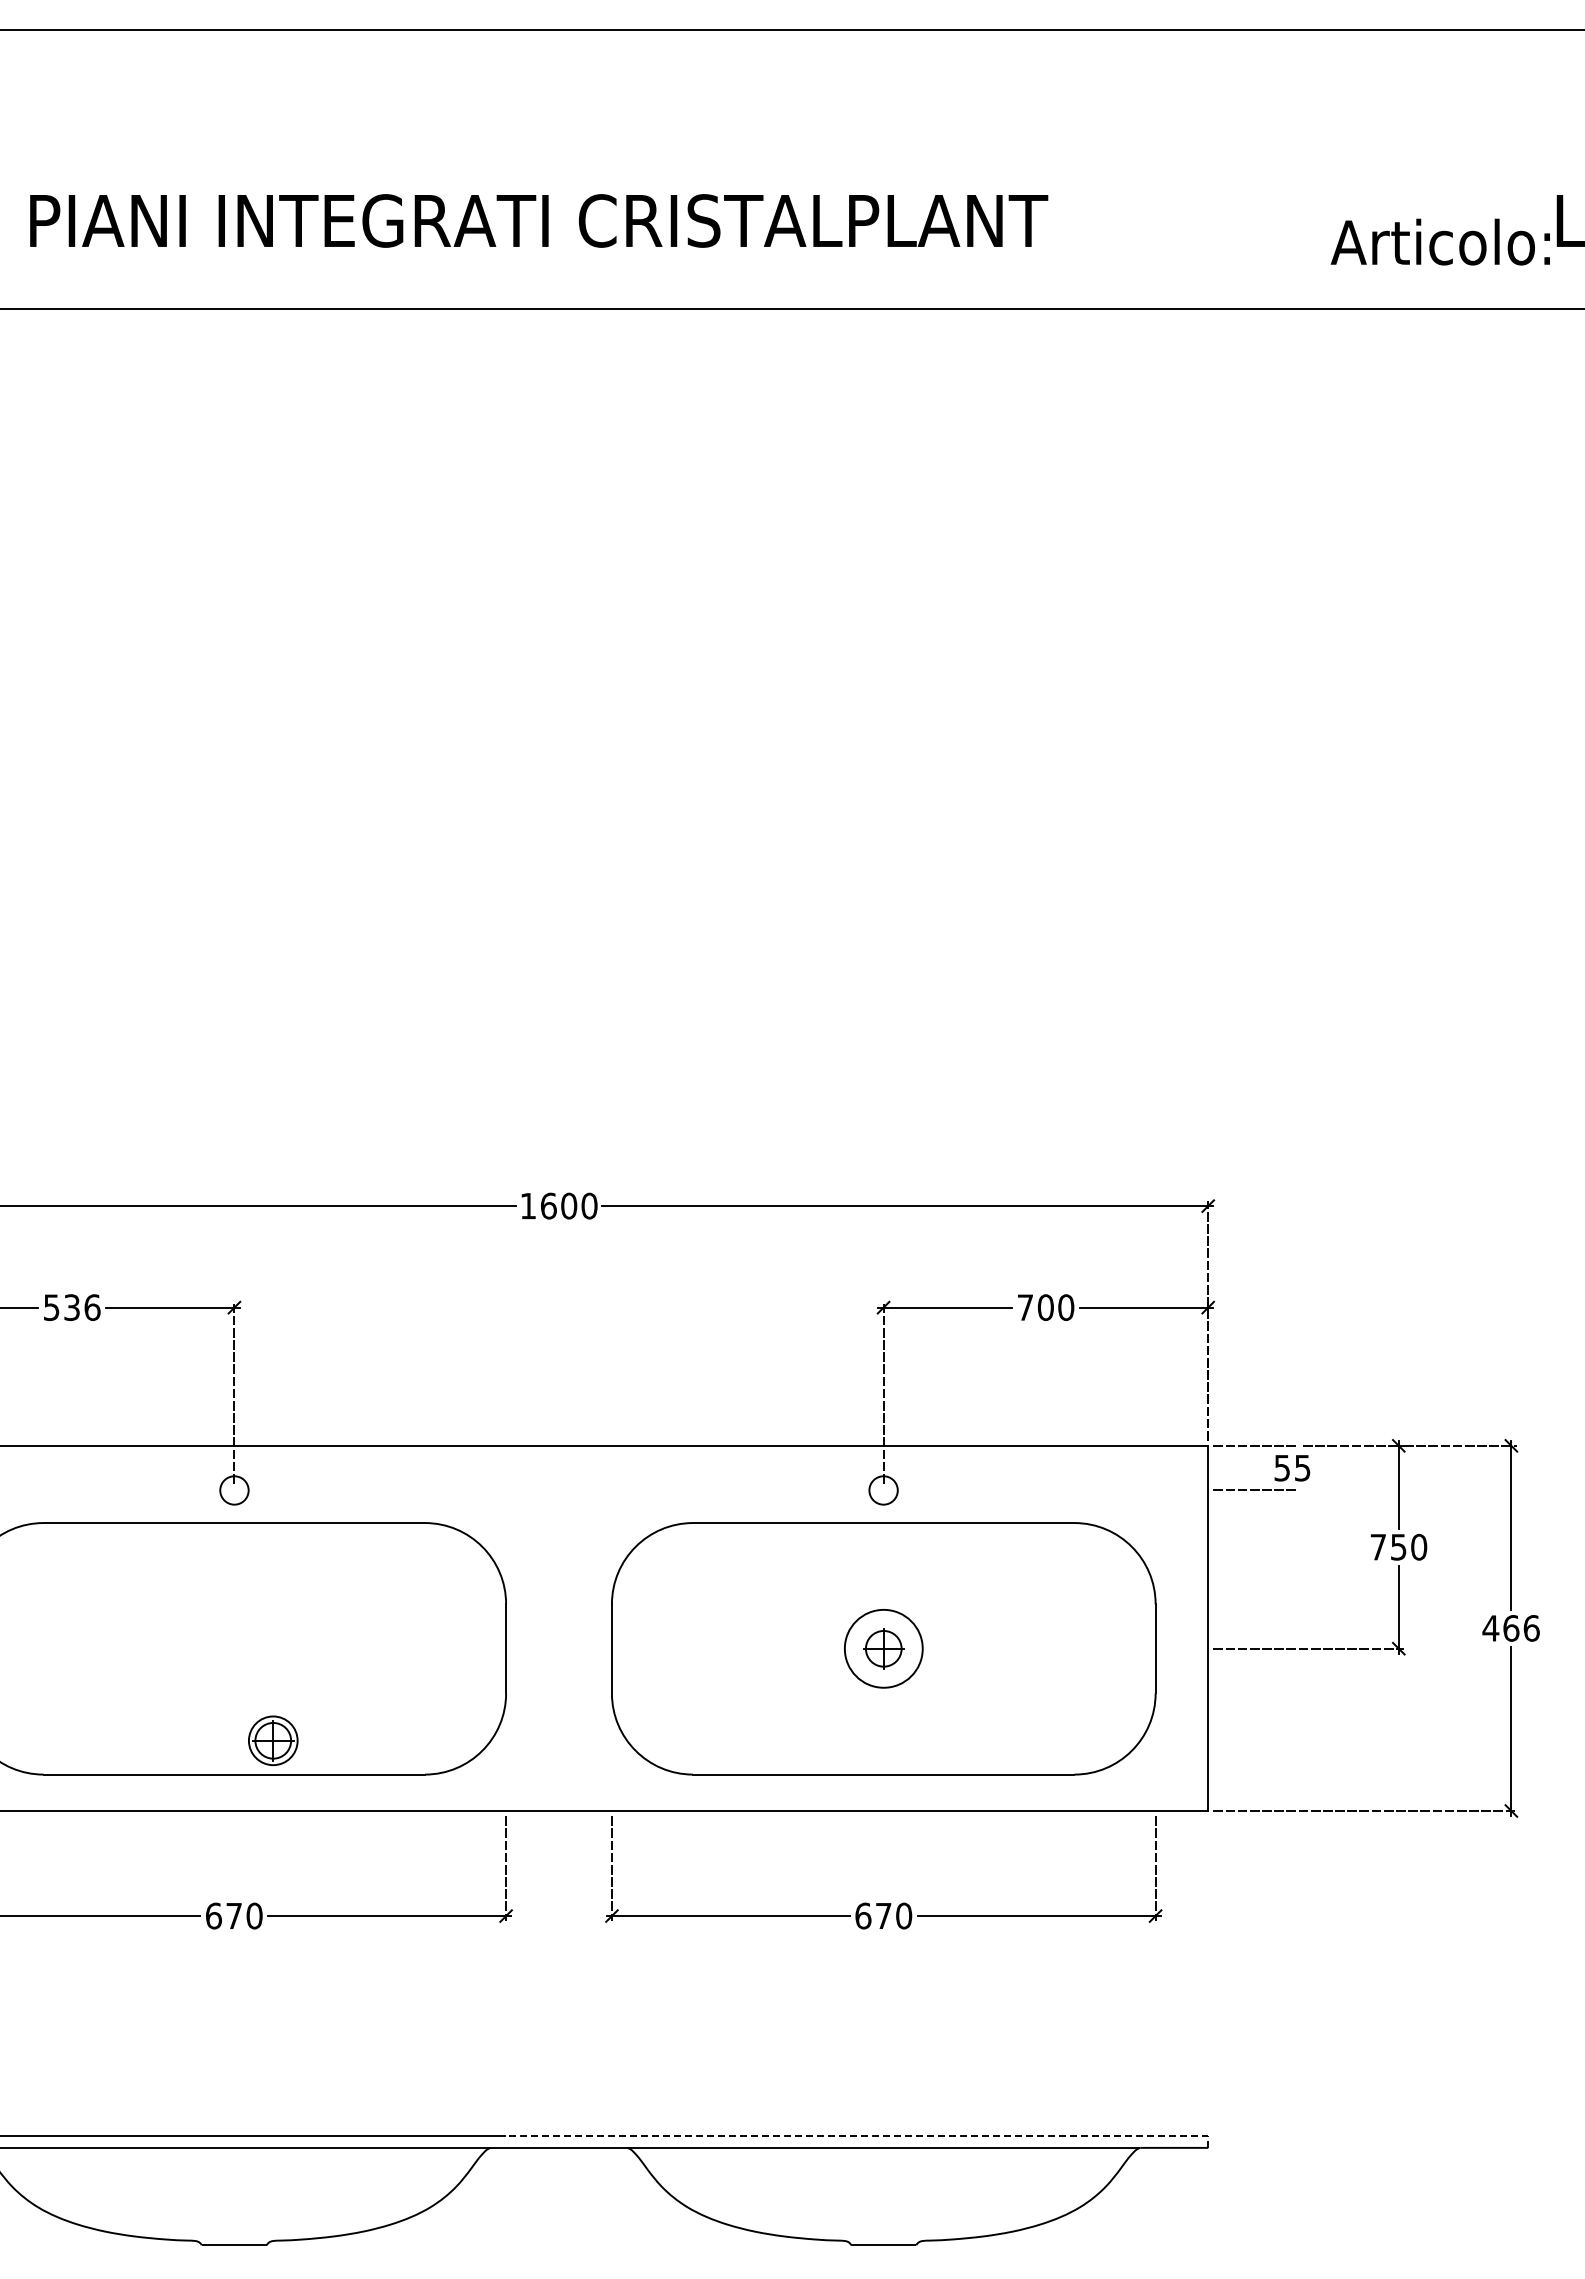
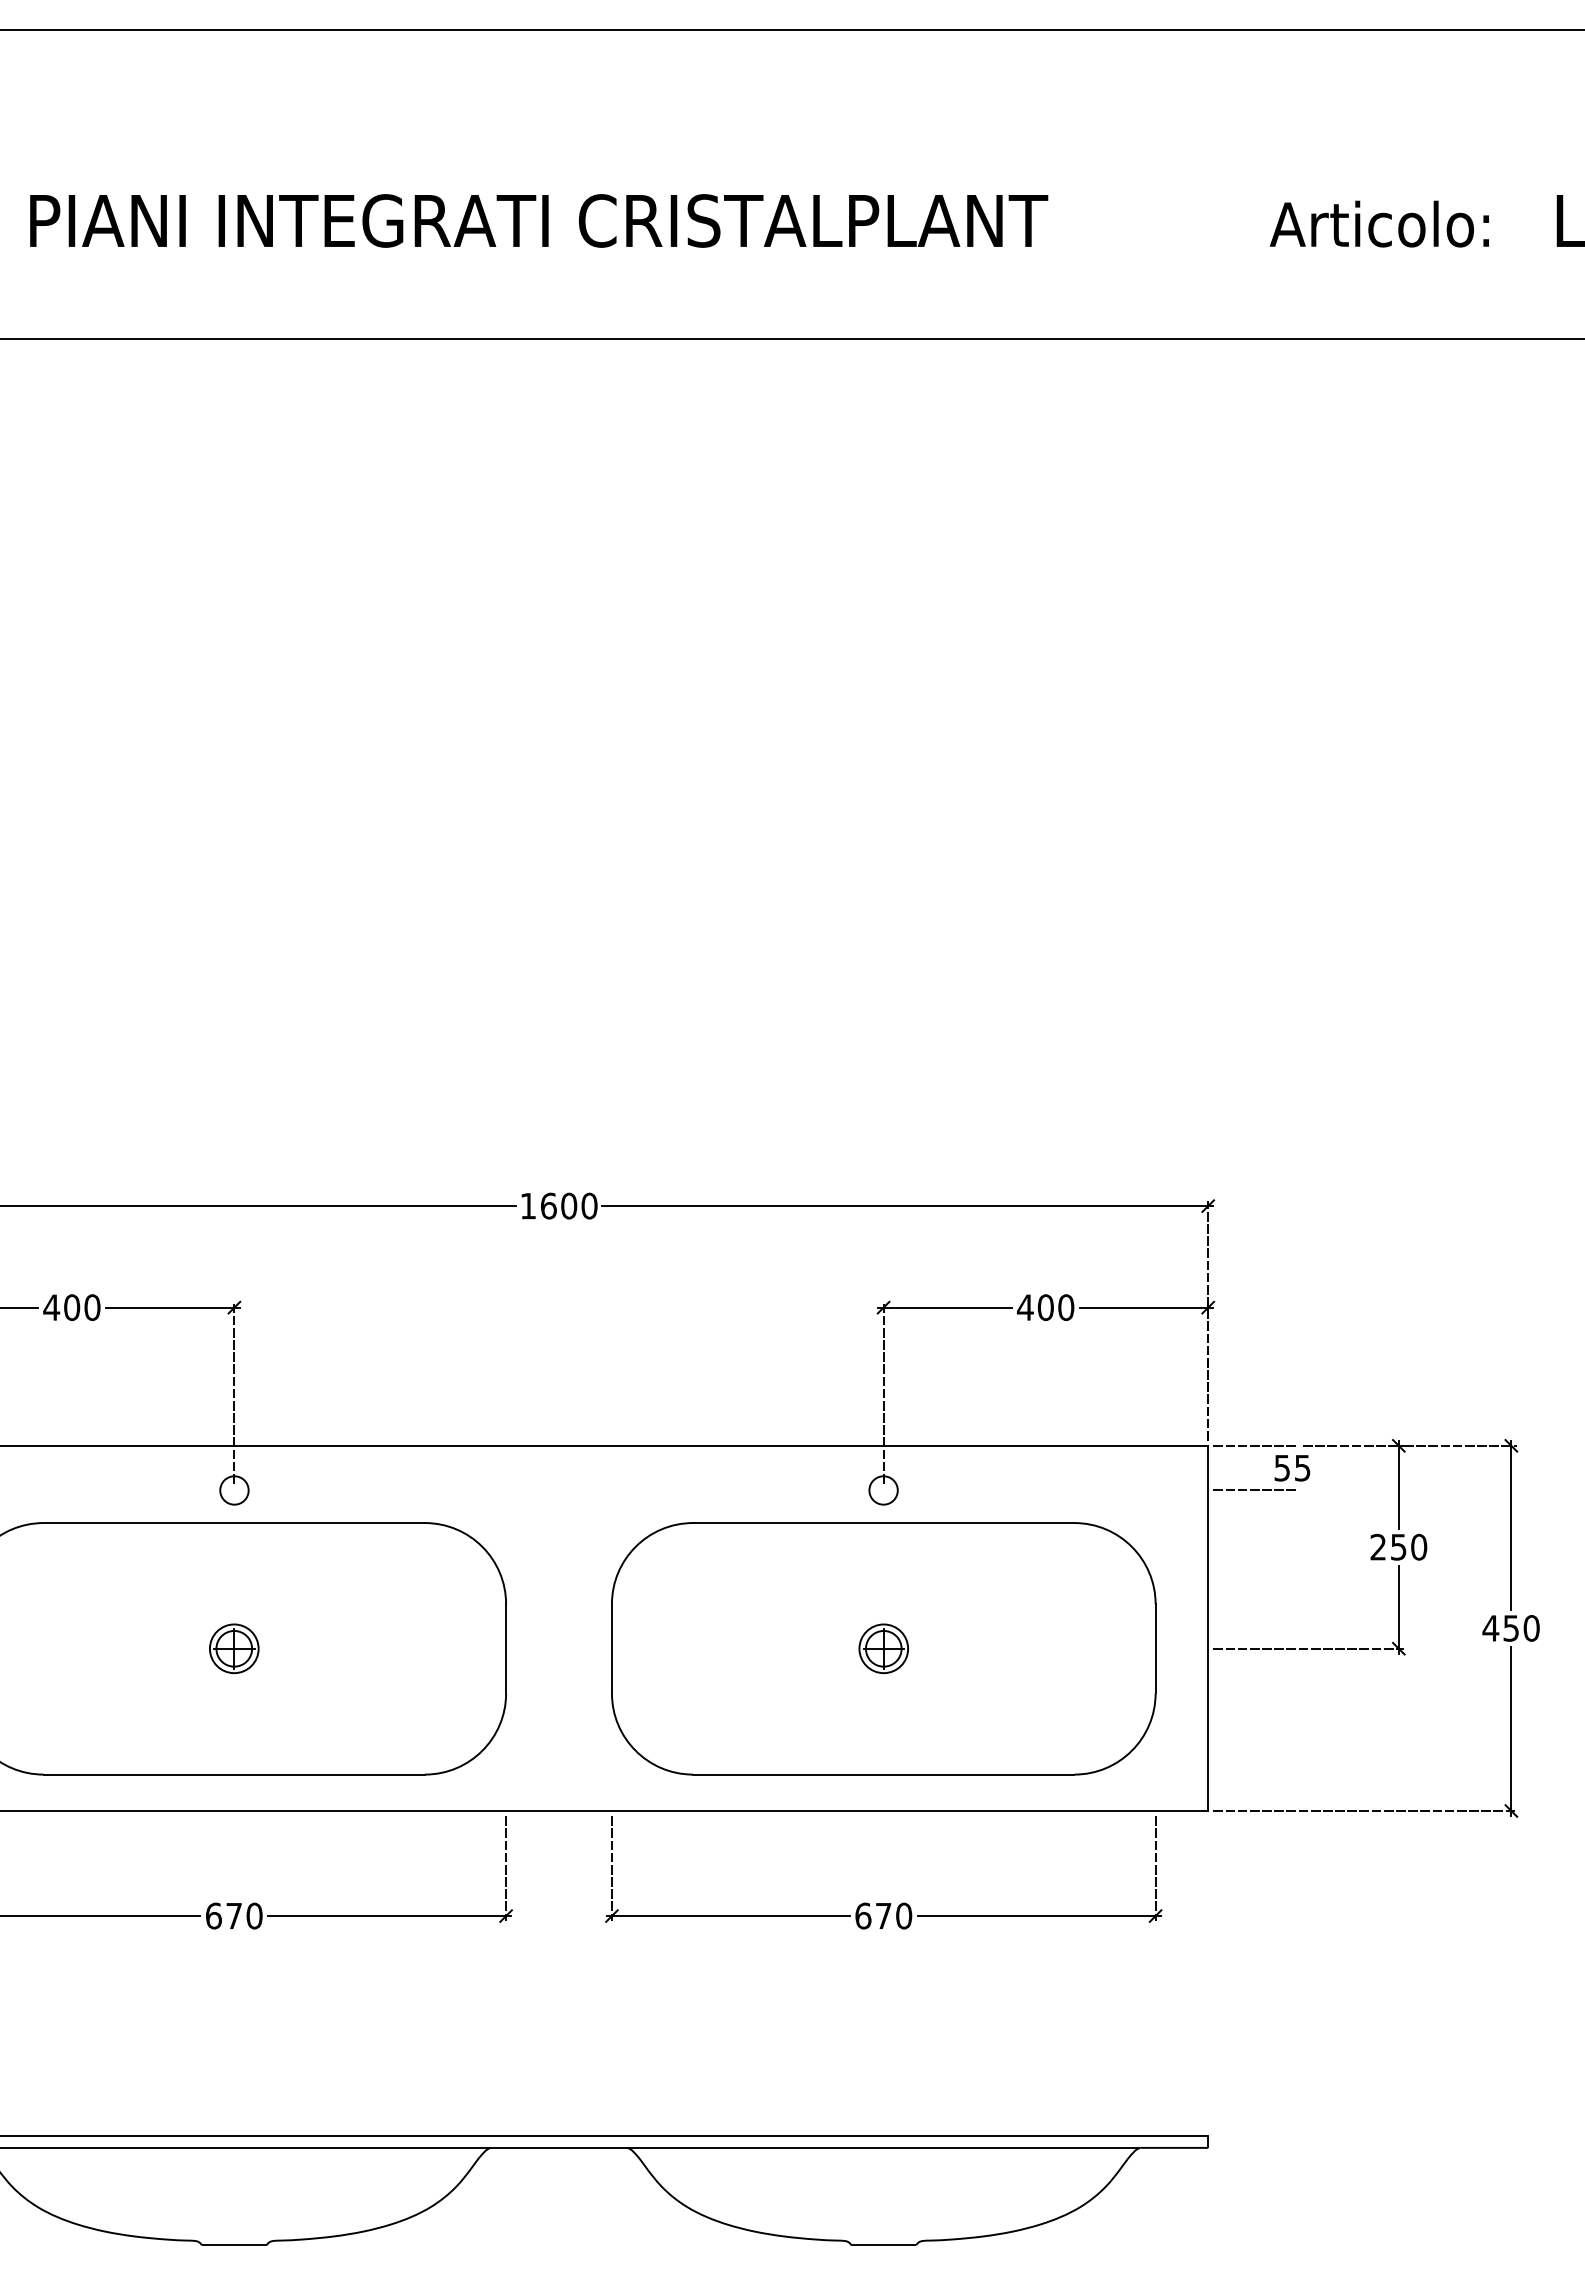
text position: (1439, 241) -> (1378, 223) (1378, 223)
line position: (791, 308) -> (791, 338) (791, 338)
text: 536 -> 400 (71, 1307)
text: 700 -> 400 (1025, 1307)
text: 750 -> 250 (1377, 1546)
text: 466 -> 450 (1521, 1628)
circle diameter: 78 px -> 49 px (883, 1648)
part position: (273, 1740) -> (234, 1648) (234, 1648)
line: dashed -> solid (863, 2135)
